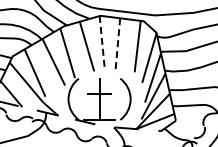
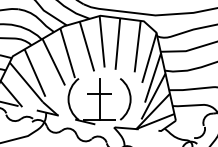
line: dashed -> solid (102, 41)
line: dashed -> solid (117, 44)
